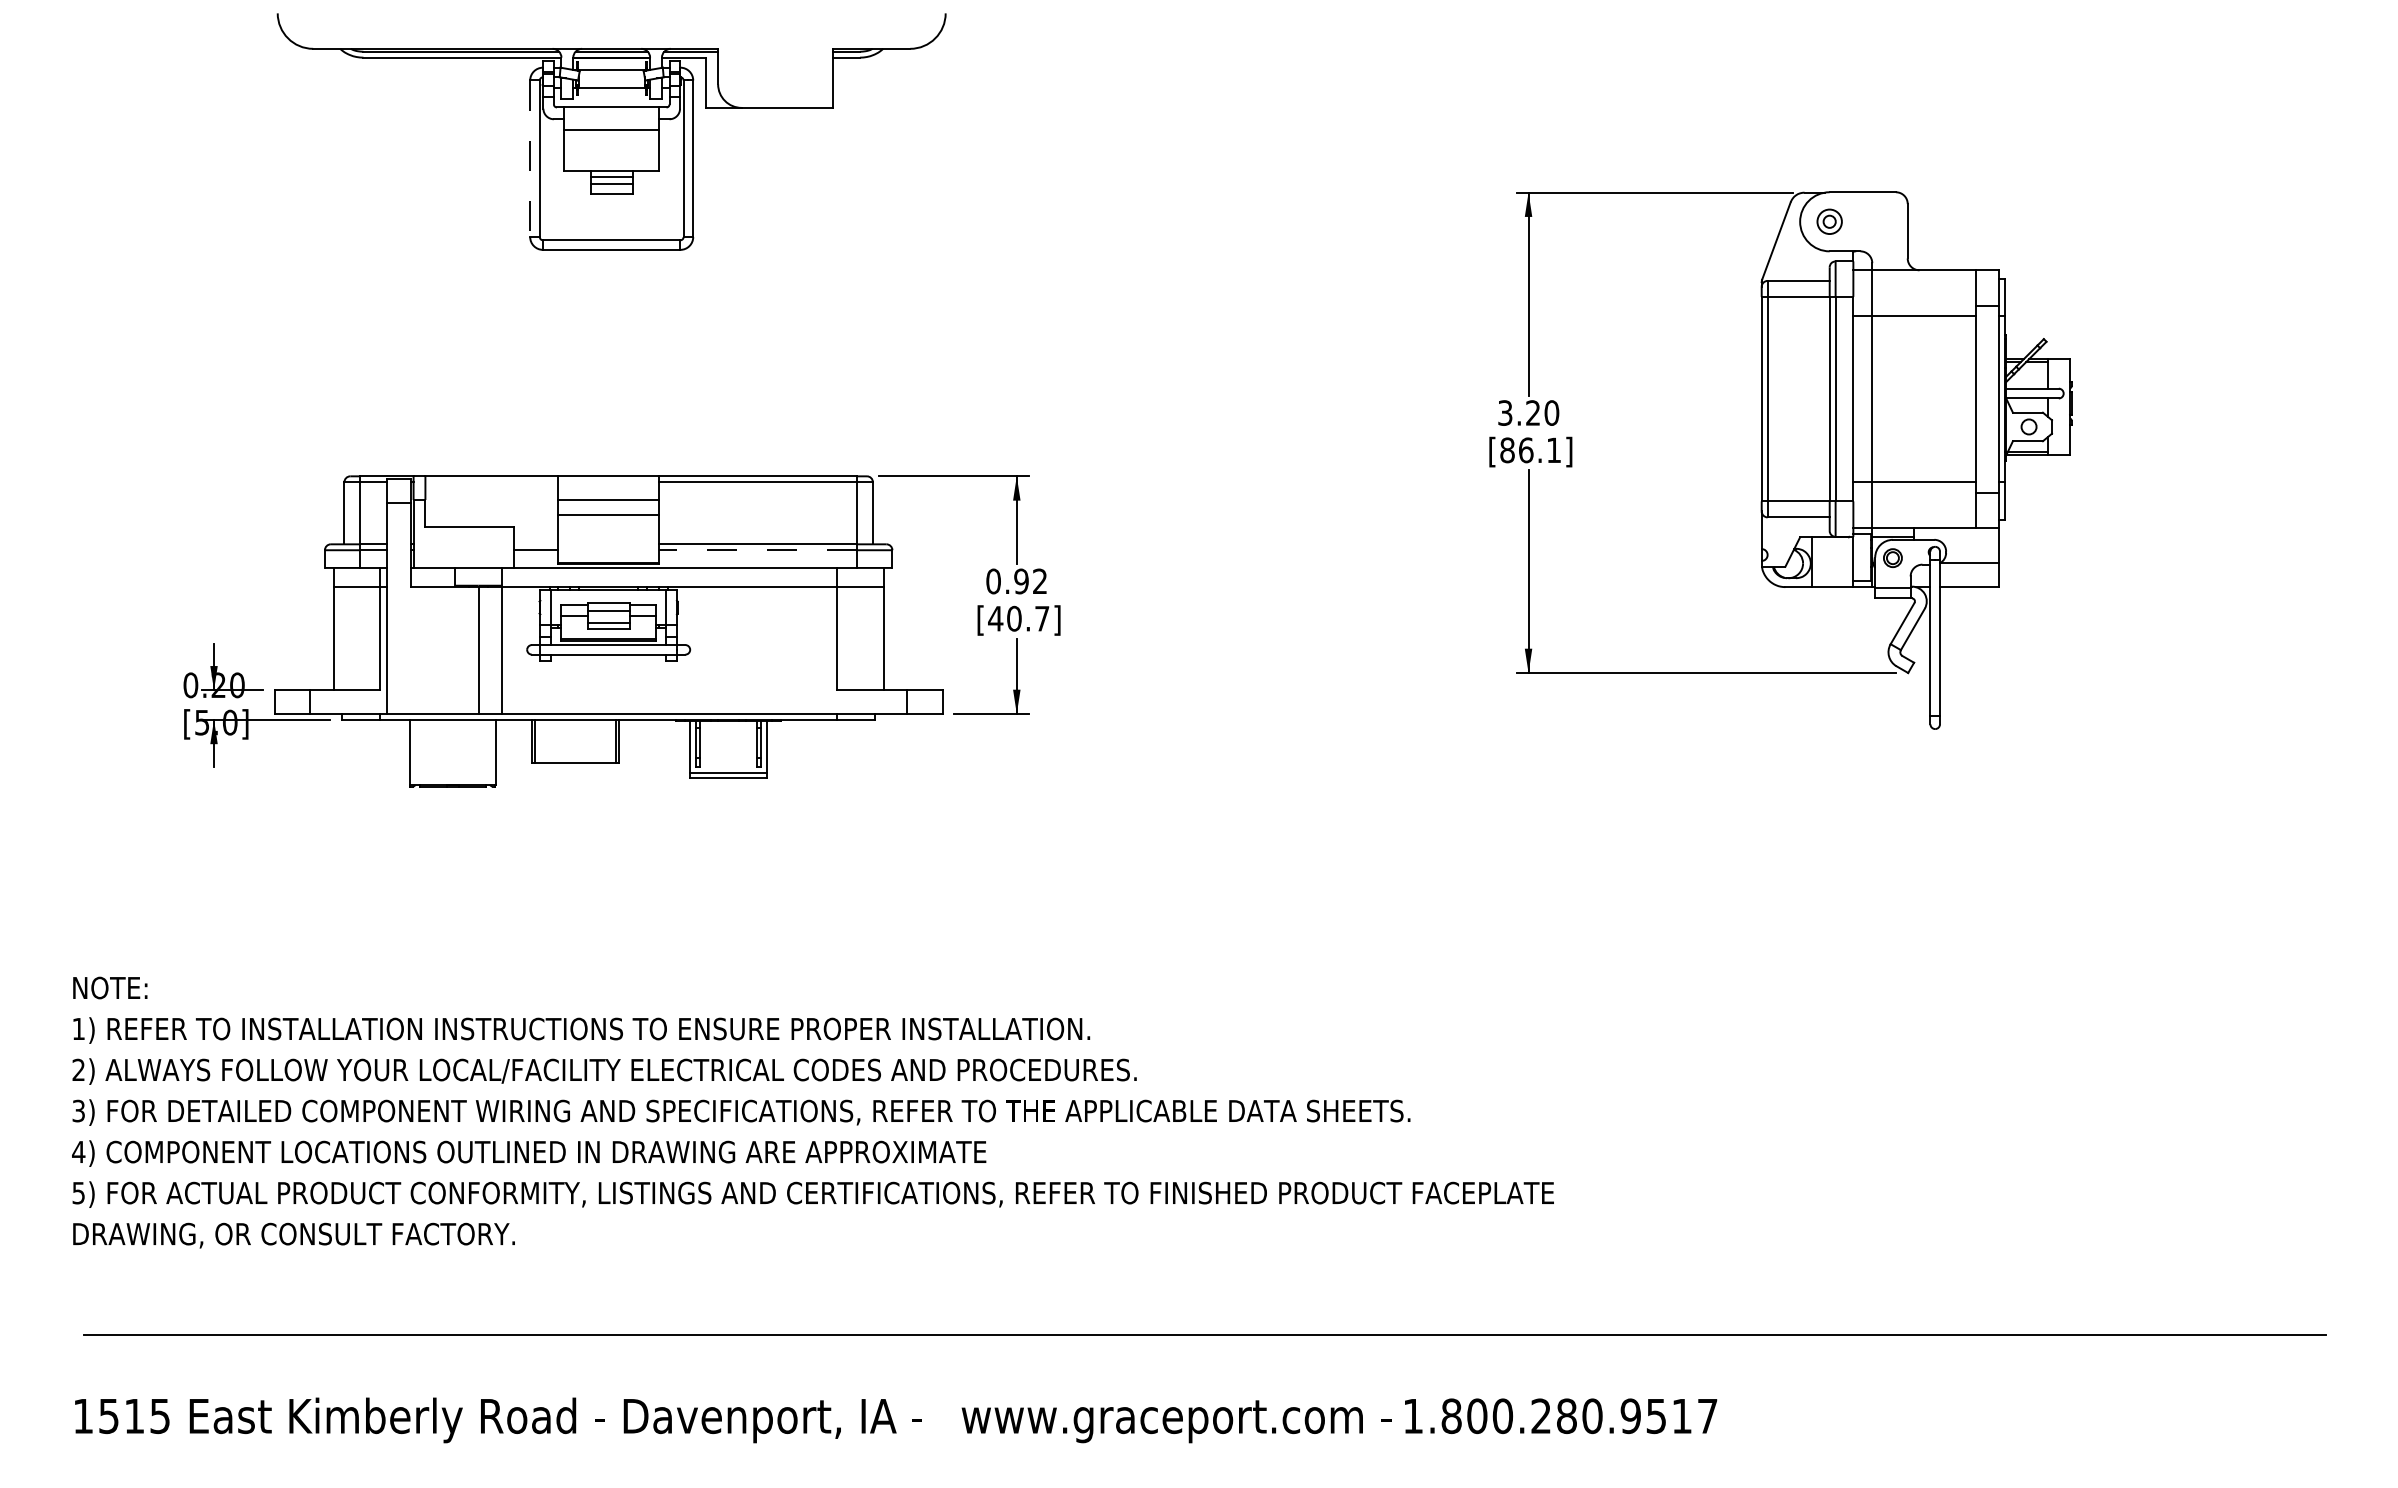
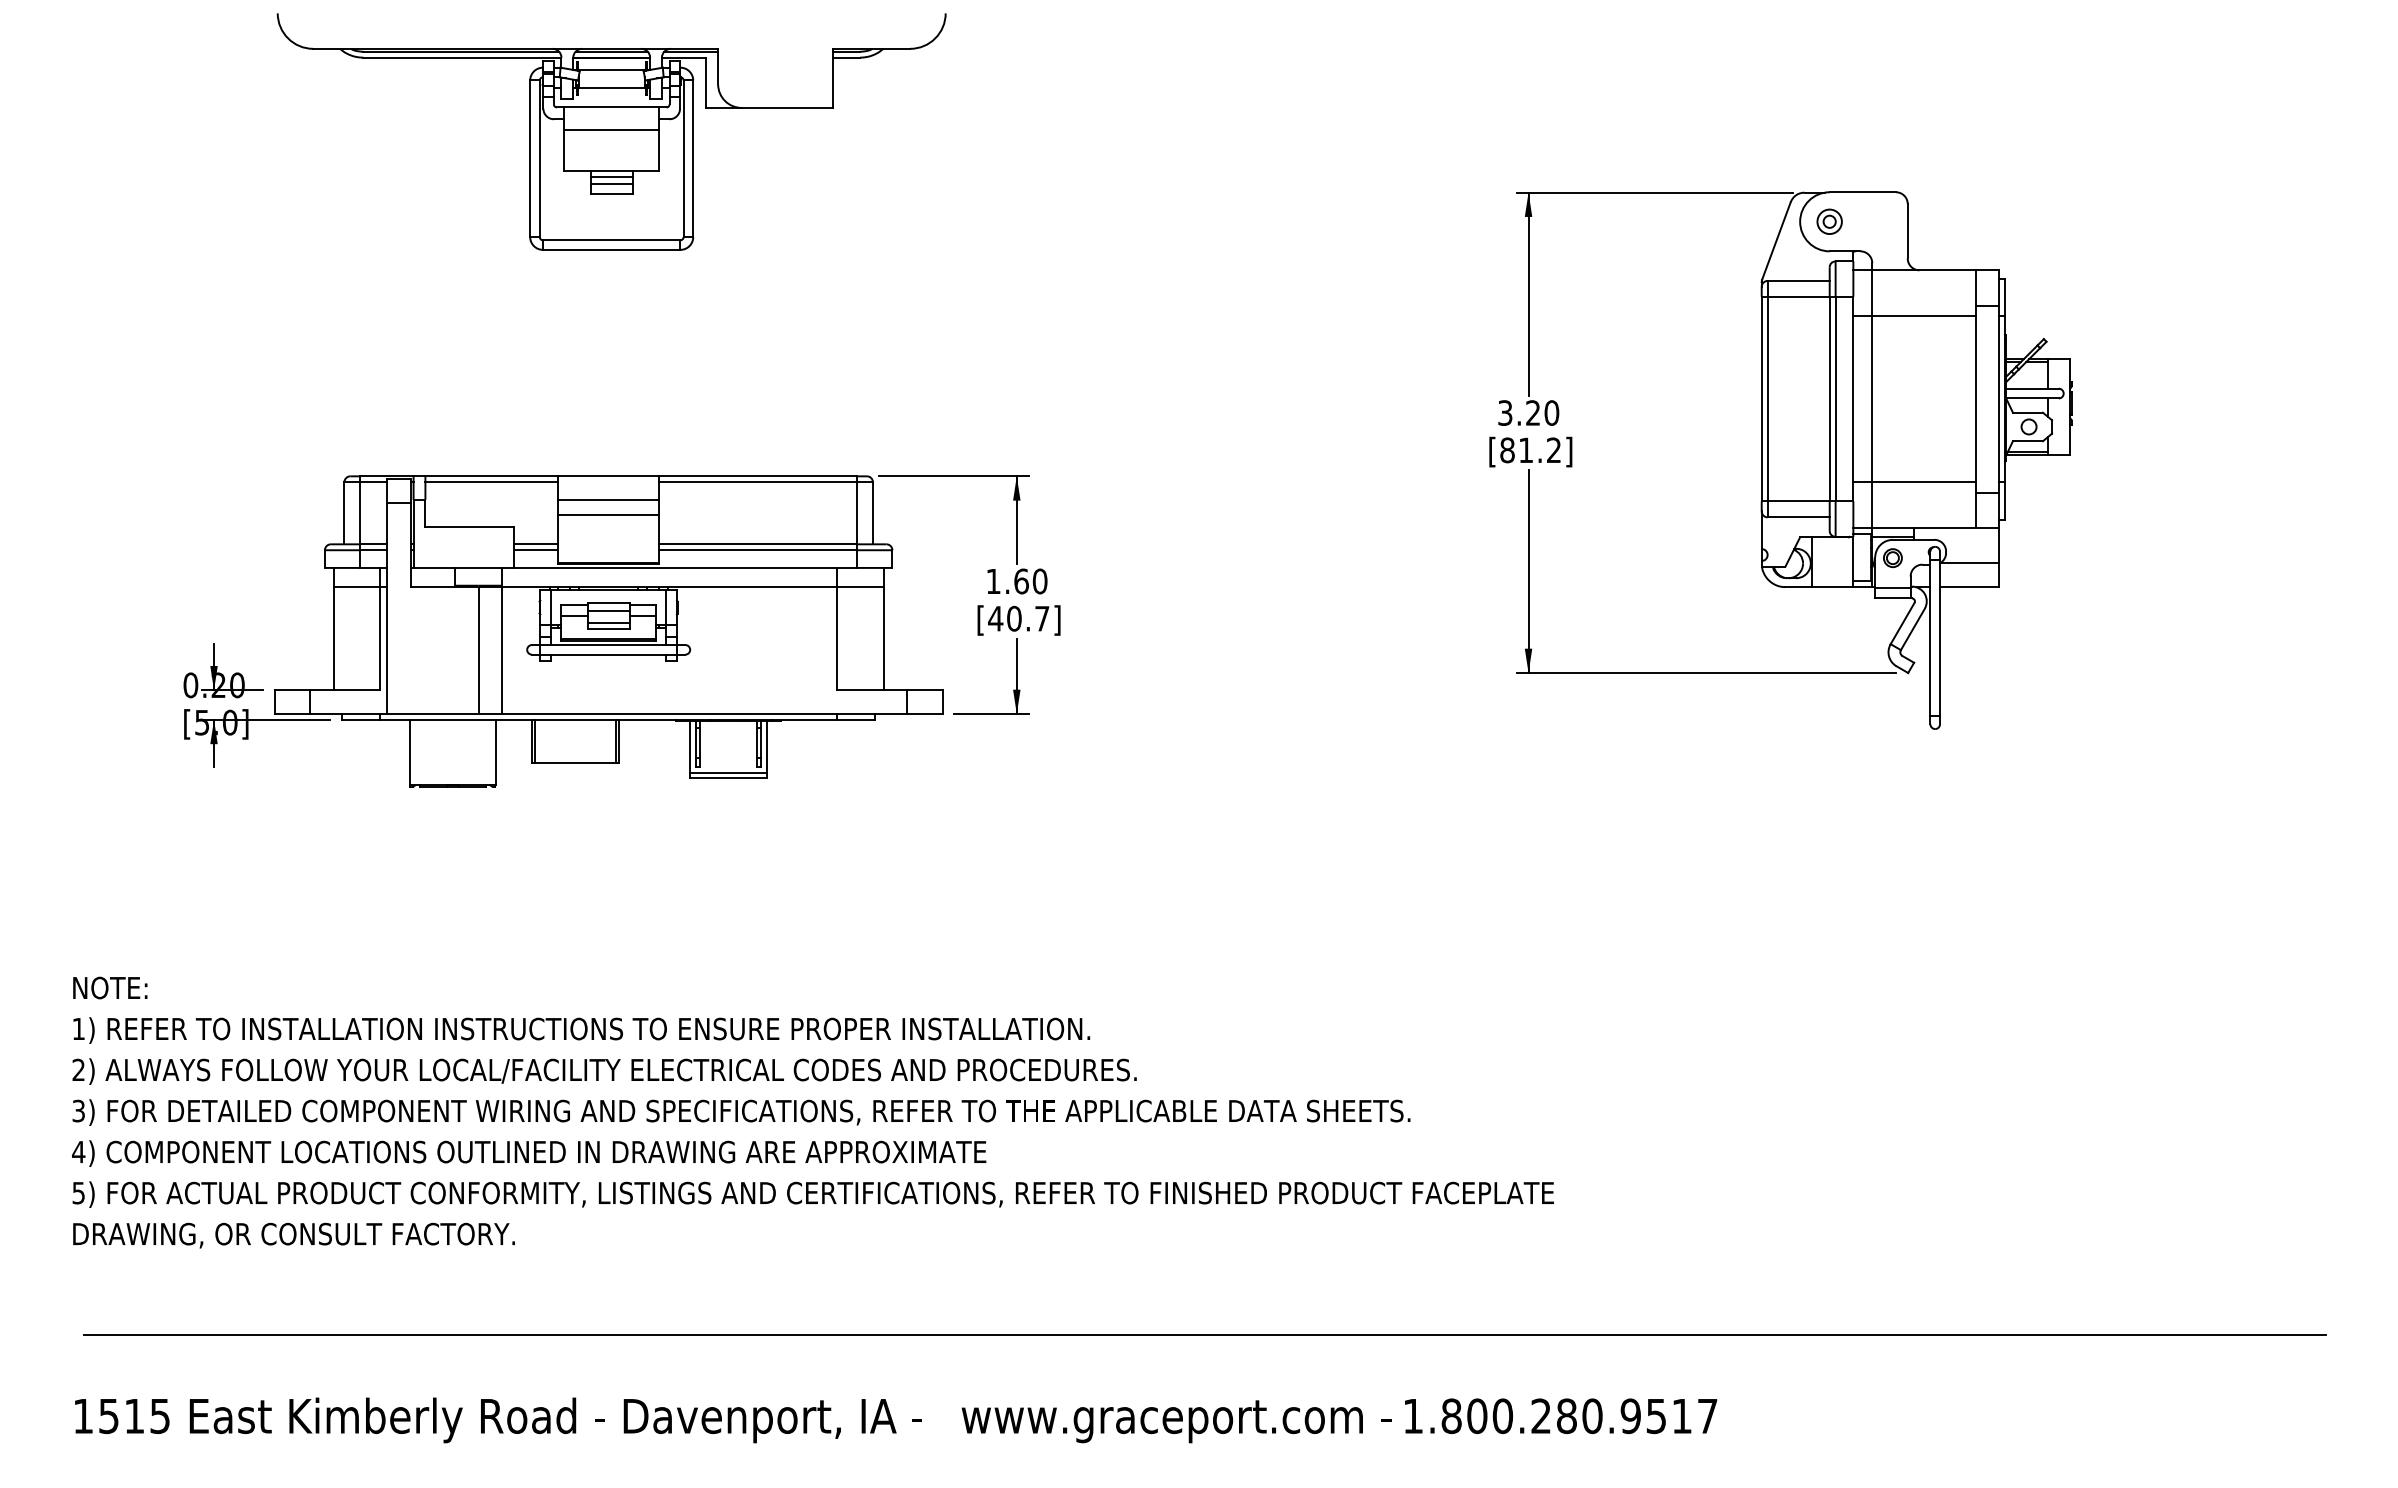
line: dashed -> solid (530, 159)
text: [86.1] -> [81.2] (1539, 450)
line: none -> present (491, 482)
line: none -> present (536, 544)
line: dashed -> solid (757, 550)
text: 0.92 -> 1.60 (1016, 581)
